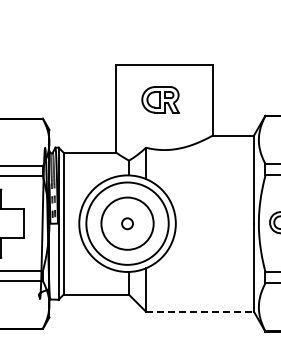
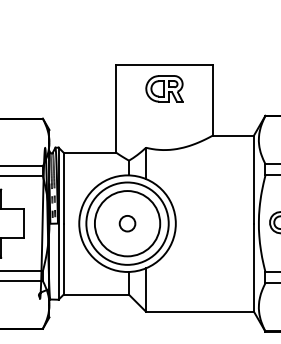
part position: (160, 99) -> (164, 88) (164, 88)
circle diameter: 52 px -> 65 px (127, 223)
circle size: 13x14 px -> 19x18 px (127, 223)
line: dashed -> solid (199, 311)
